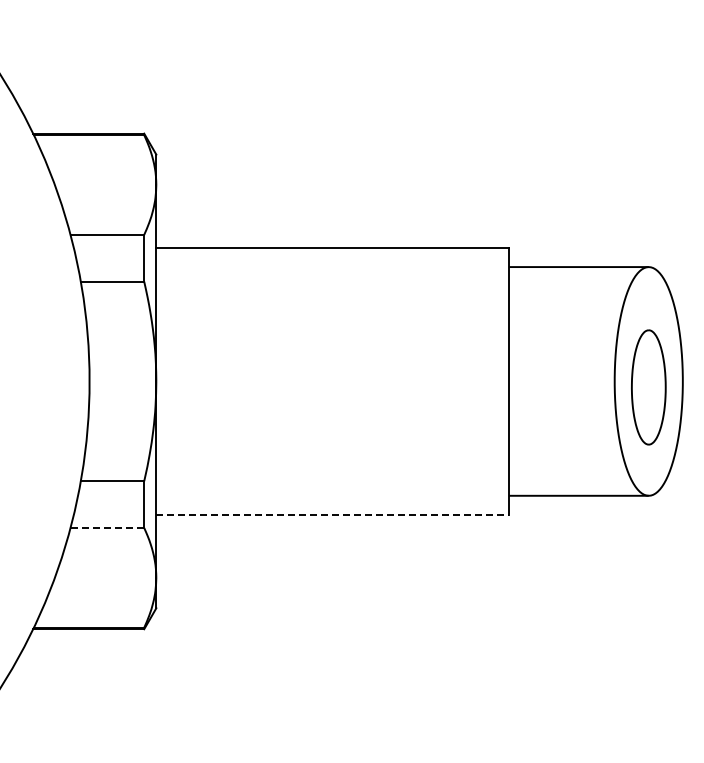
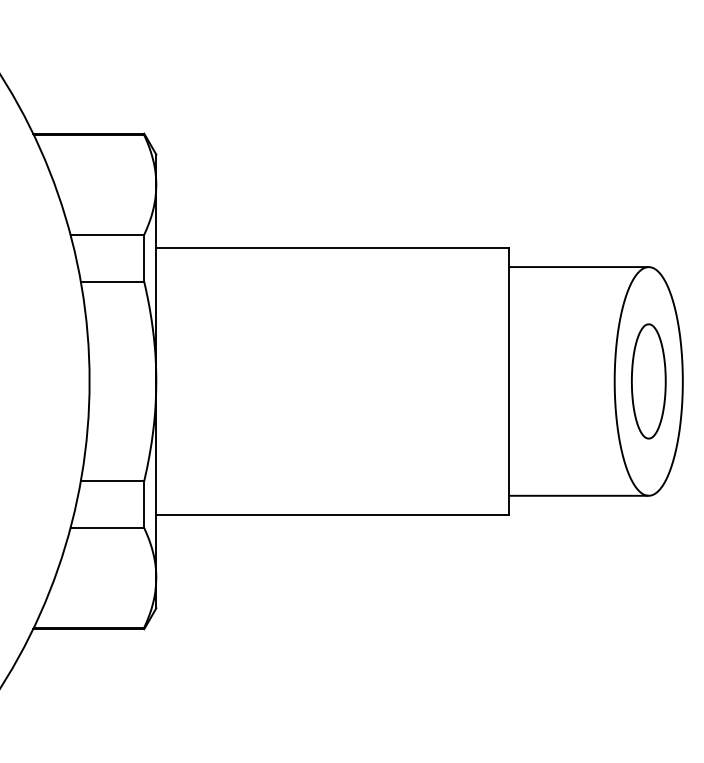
part position: (648, 387) -> (648, 381) (648, 381)
line: dashed -> solid (333, 514)
line: dashed -> solid (107, 528)
